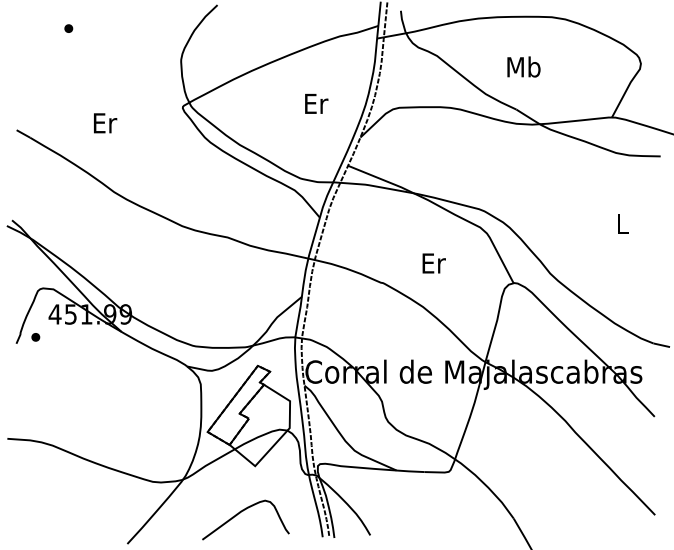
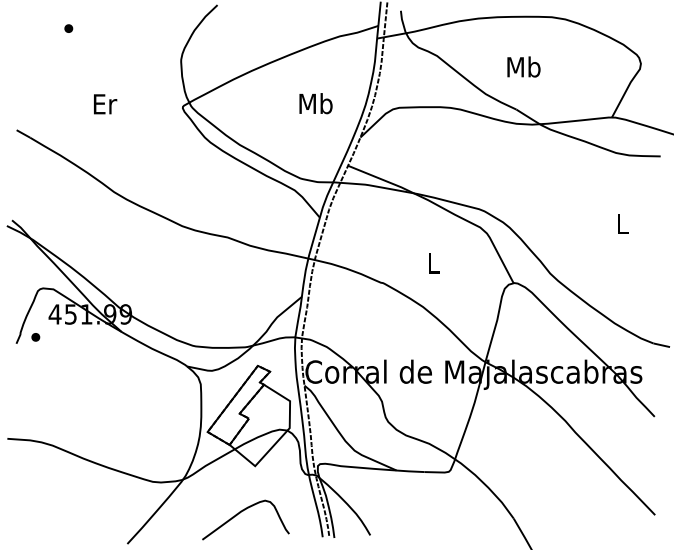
text: Er -> Mb (315, 103)
text position: (105, 123) -> (105, 104) (105, 104)
text: Er -> L (433, 263)
